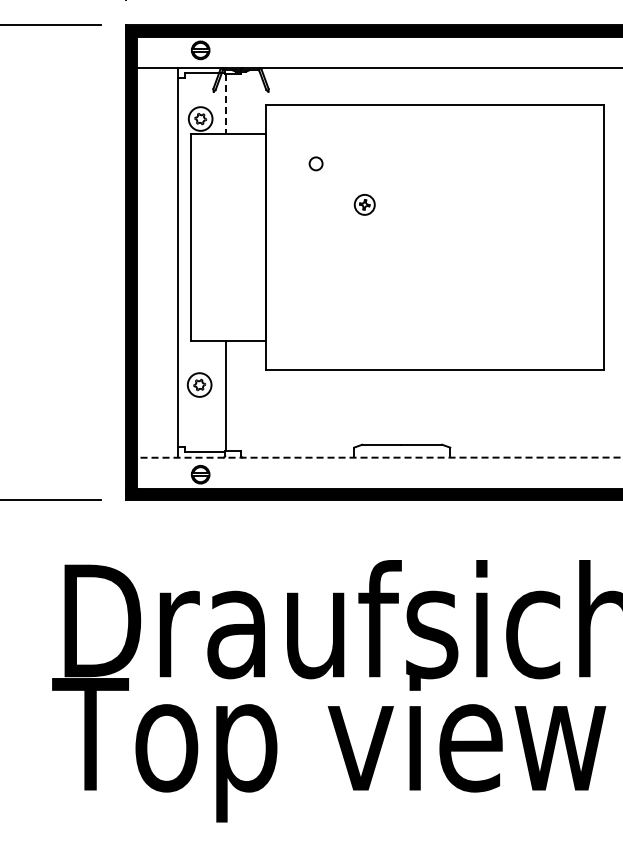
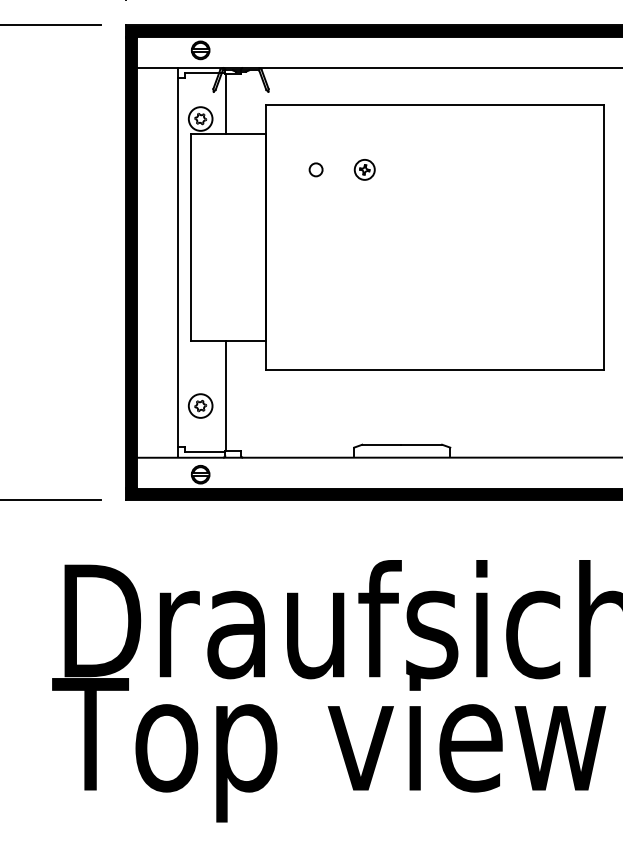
line: dashed -> solid (225, 104)
circle position: (315, 163) -> (315, 169) (315, 169)
part position: (364, 204) -> (364, 169) (364, 169)
part position: (199, 384) -> (200, 405) (200, 405)
line: dashed -> solid (379, 457)
